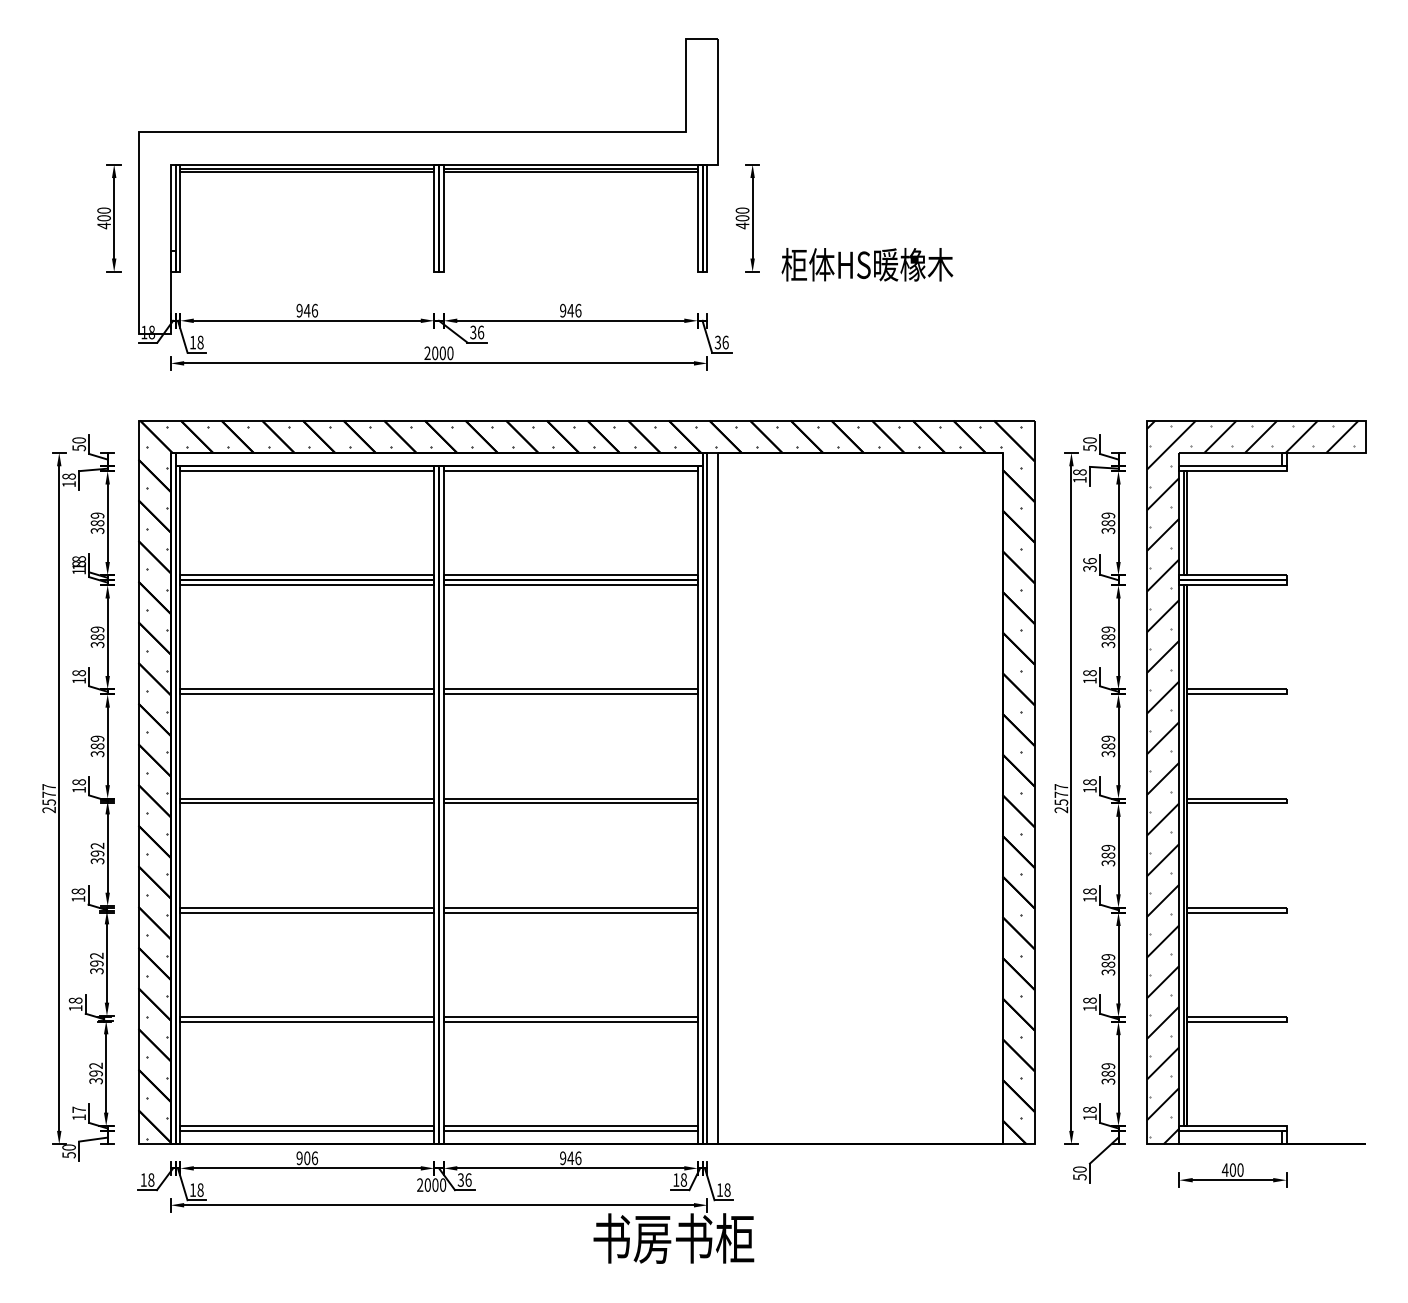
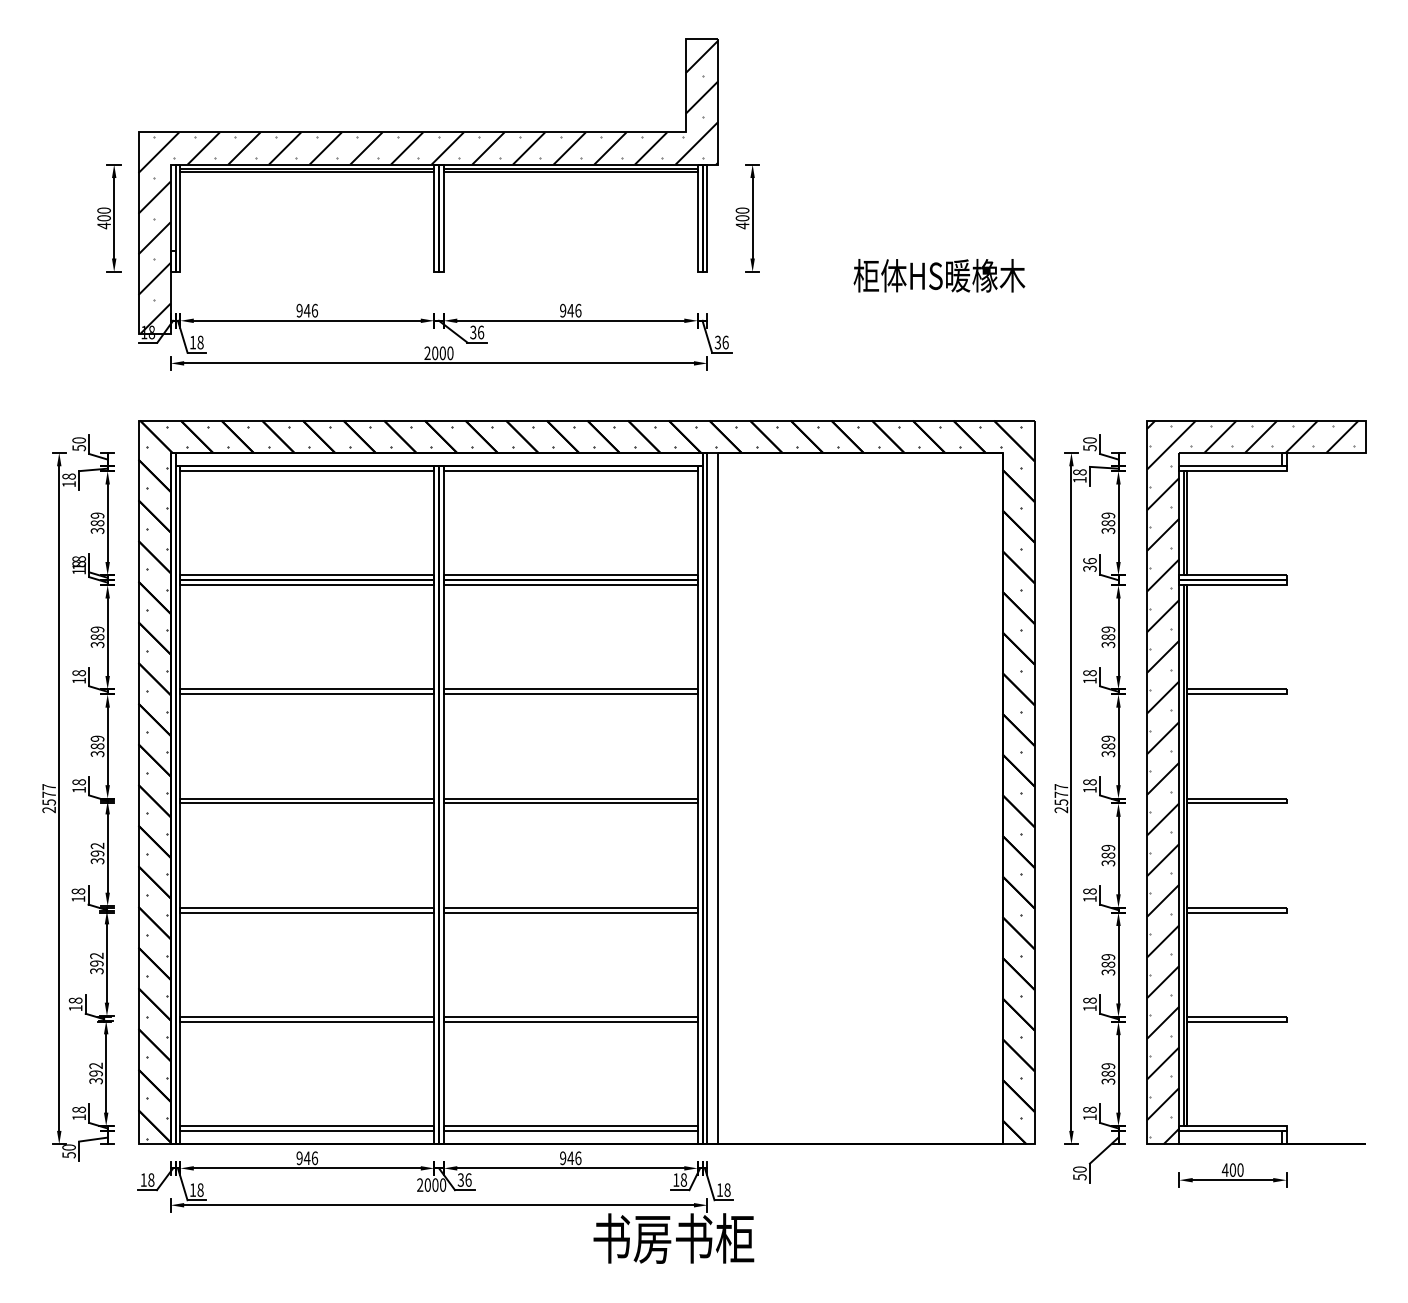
hatch: none -> present (428, 187)
text position: (867, 264) -> (939, 275) (939, 275)
text: 17 -> 18 (79, 1109)
text: 906 -> 946 (306, 1158)
